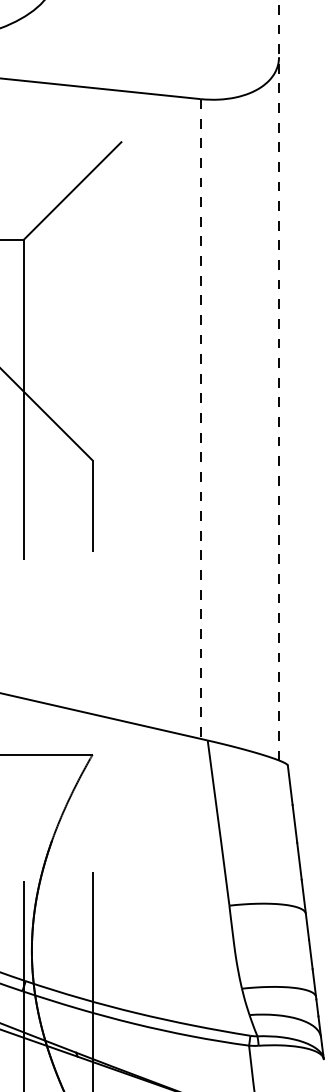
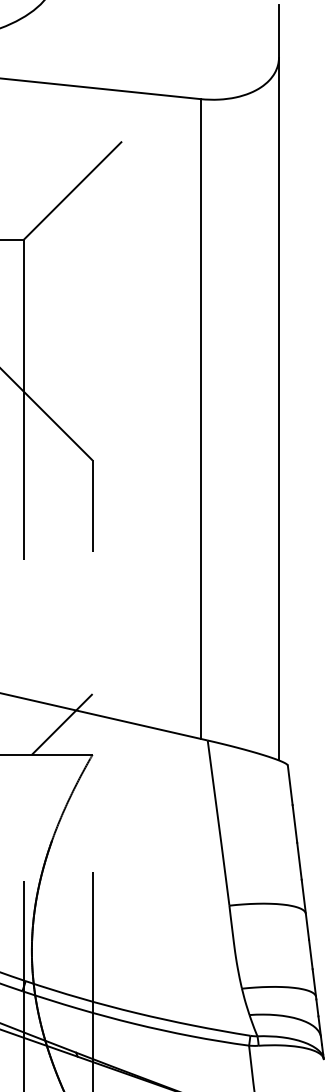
line: dashed -> solid (279, 382)
line: dashed -> solid (200, 418)
line: none -> present (61, 724)
